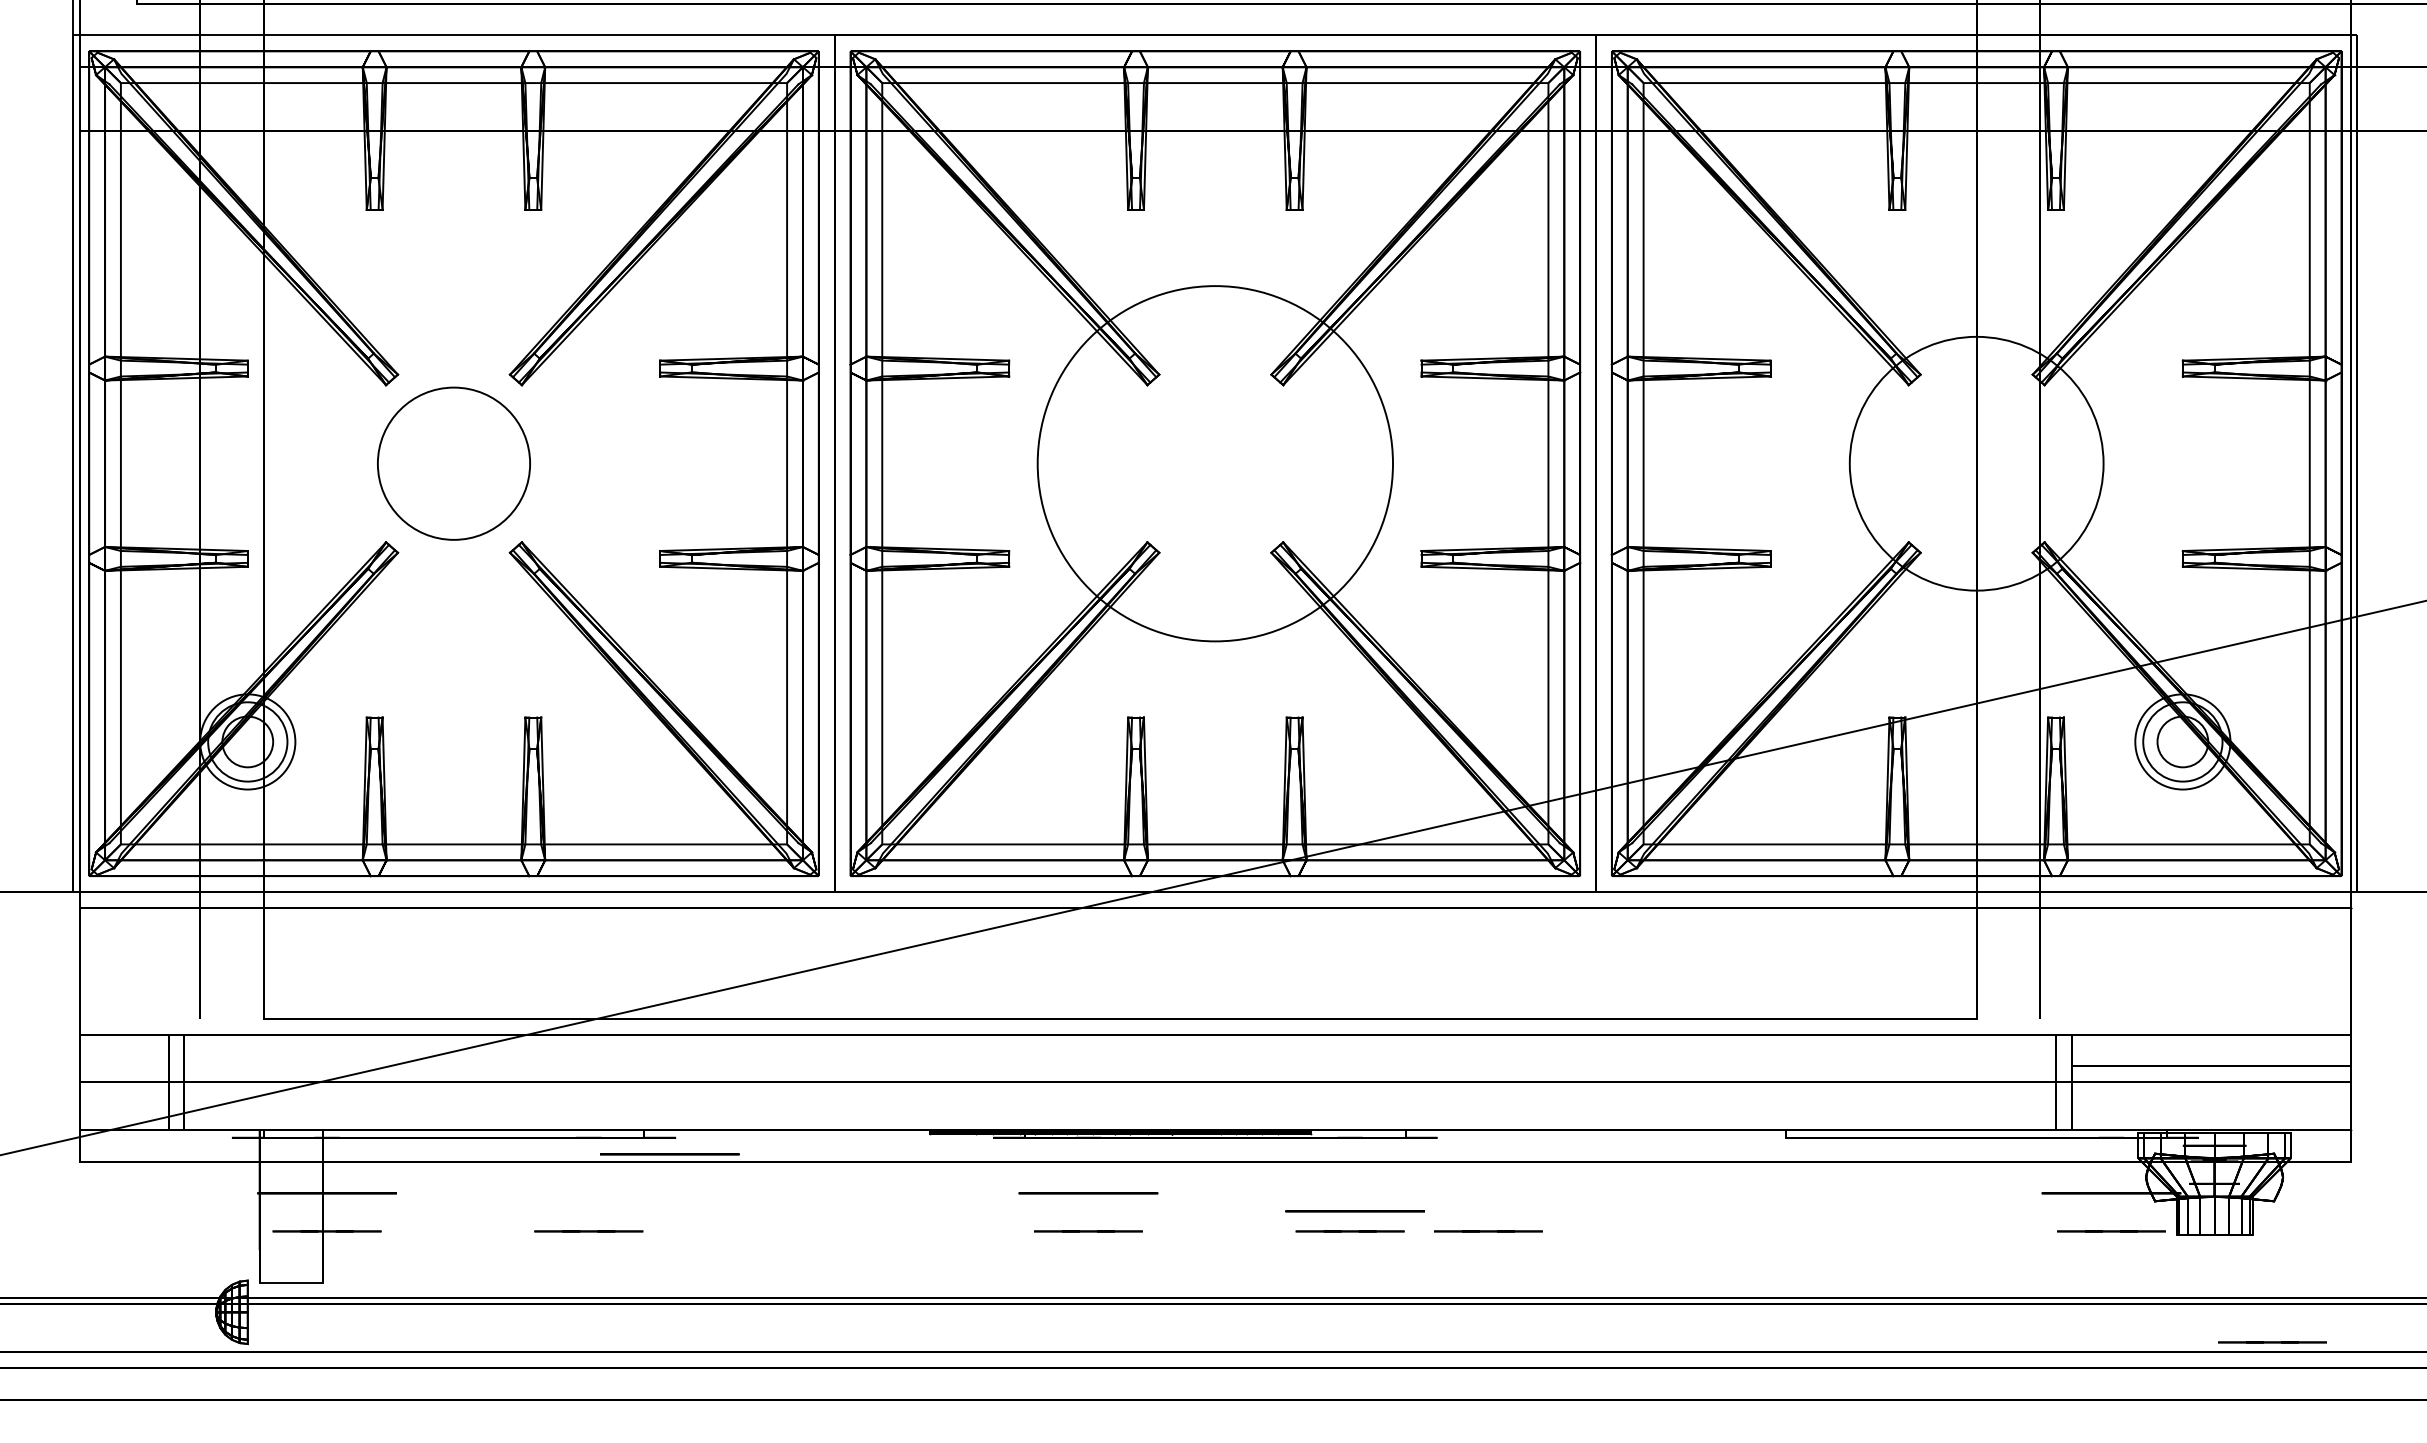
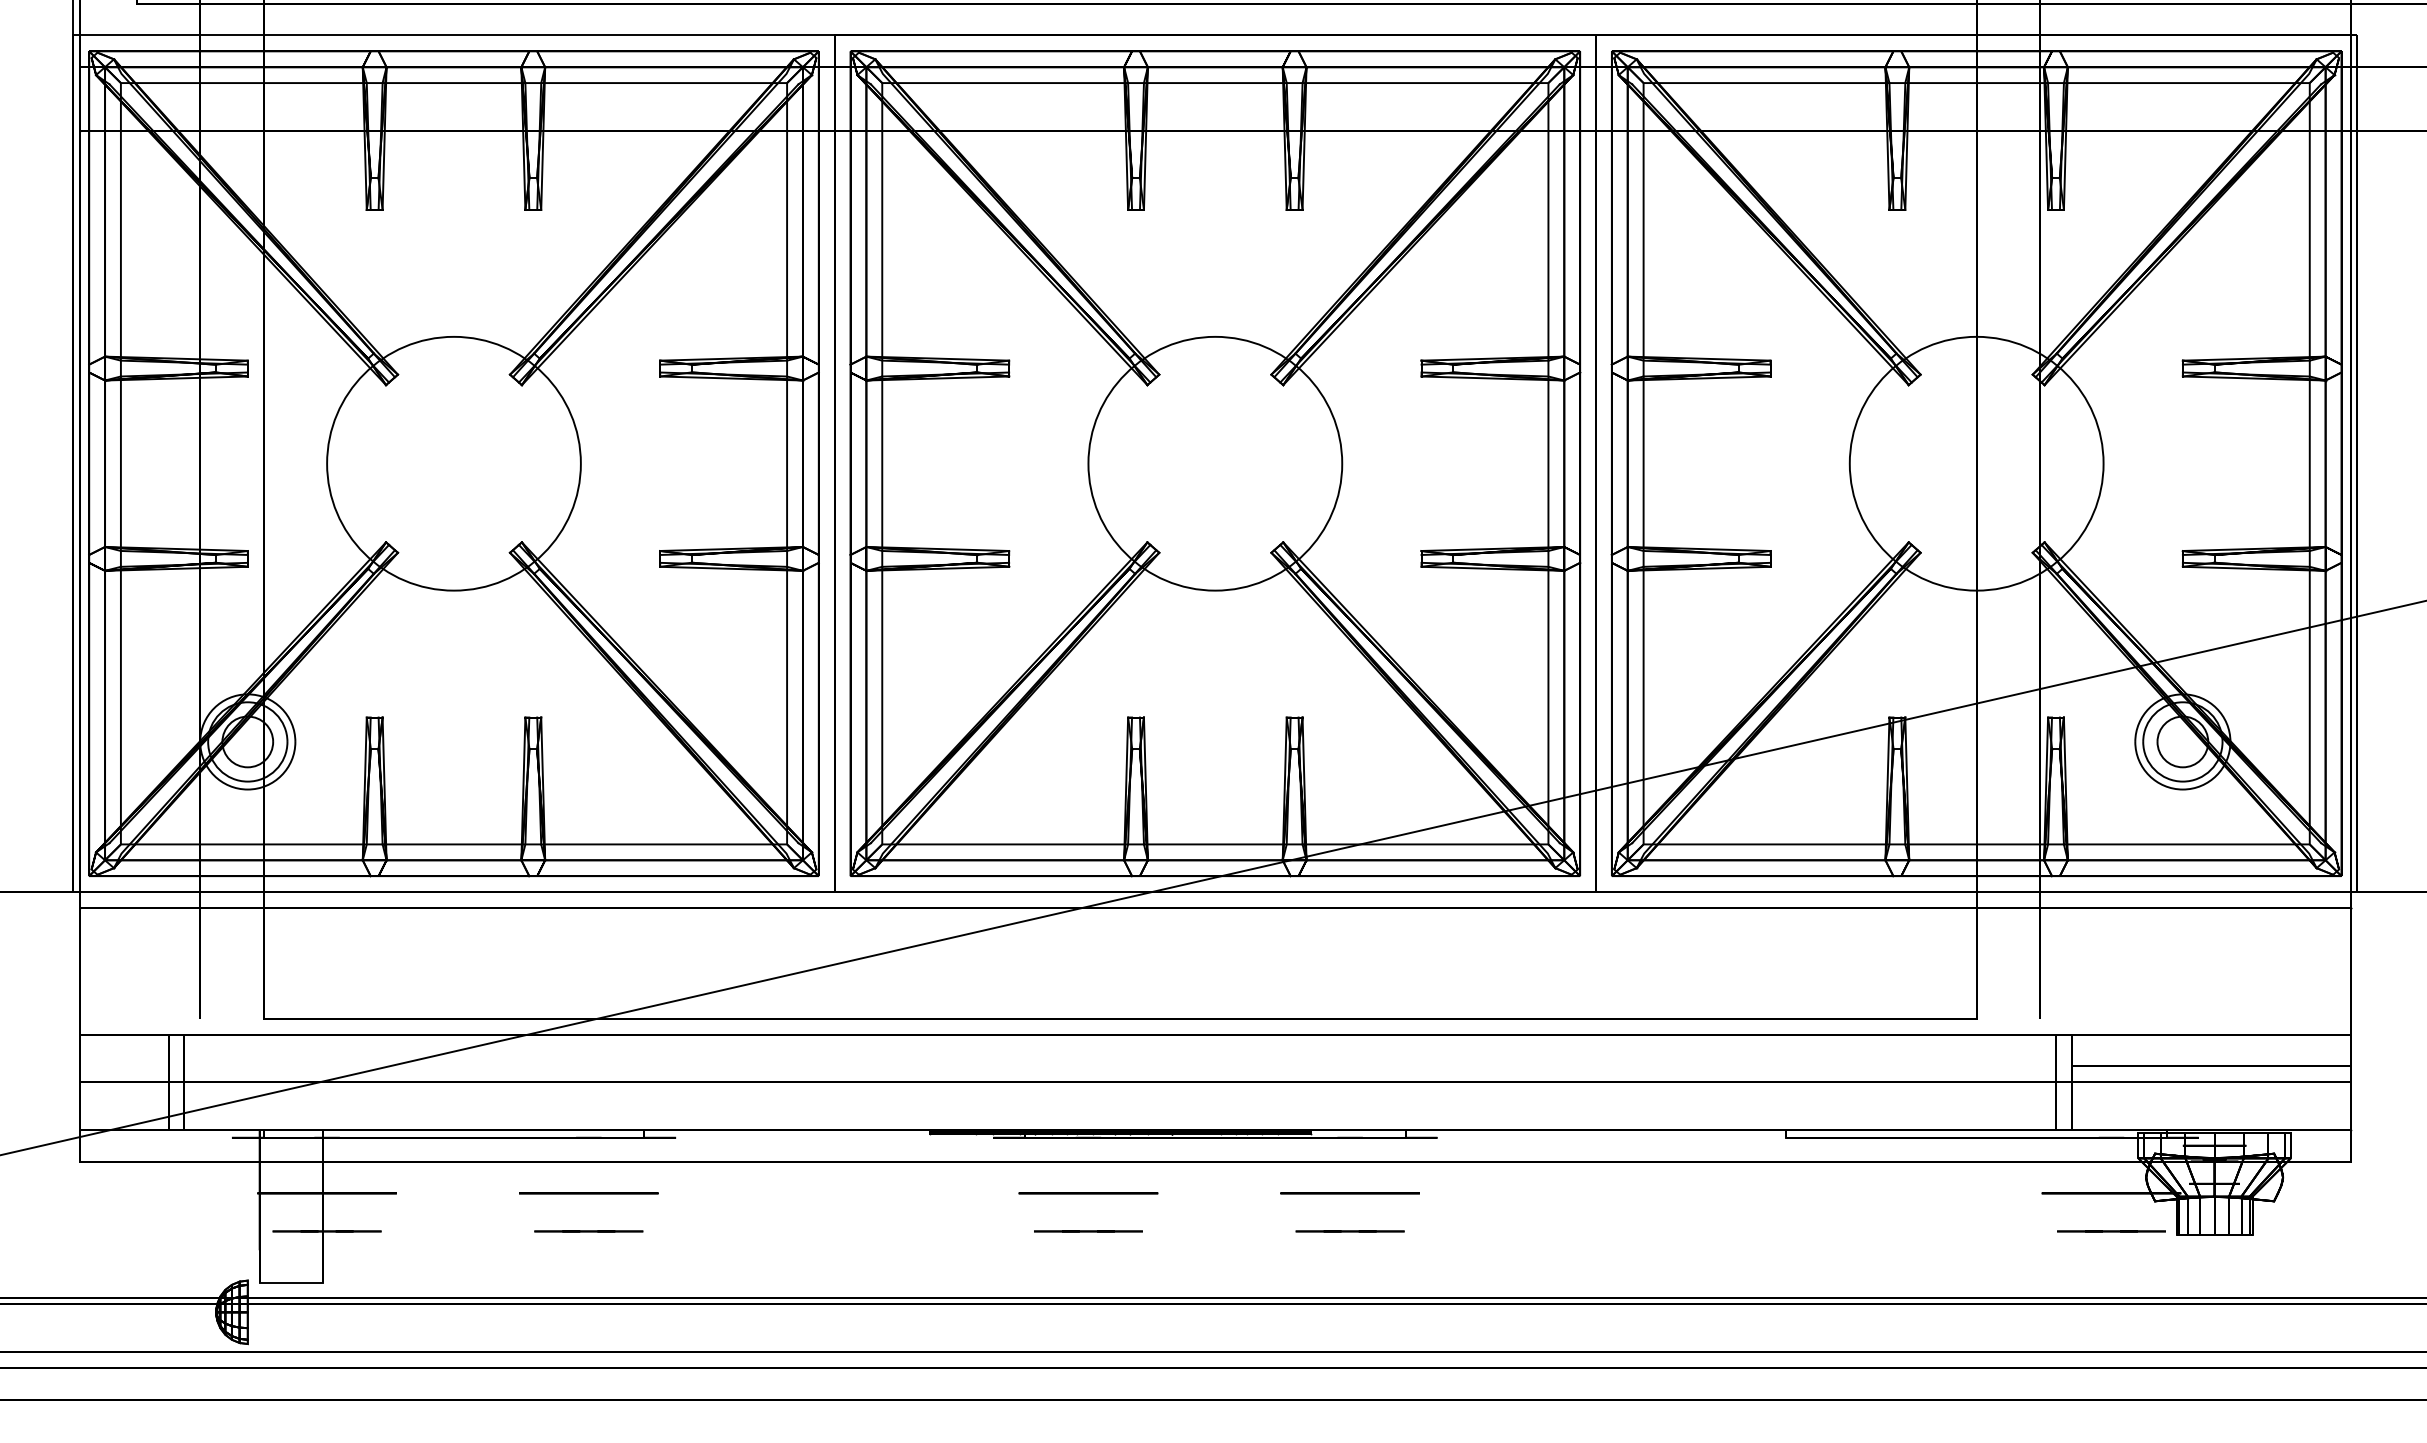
circle diameter: 152 px -> 254 px (453, 463)
circle diameter: 355 px -> 254 px (1215, 463)
circle position: (669, 1154) -> (588, 1193) (588, 1193)
circle position: (1354, 1211) -> (1349, 1193) (1349, 1193)
line: present -> none (1488, 1231)
line: present -> none (2272, 1342)
